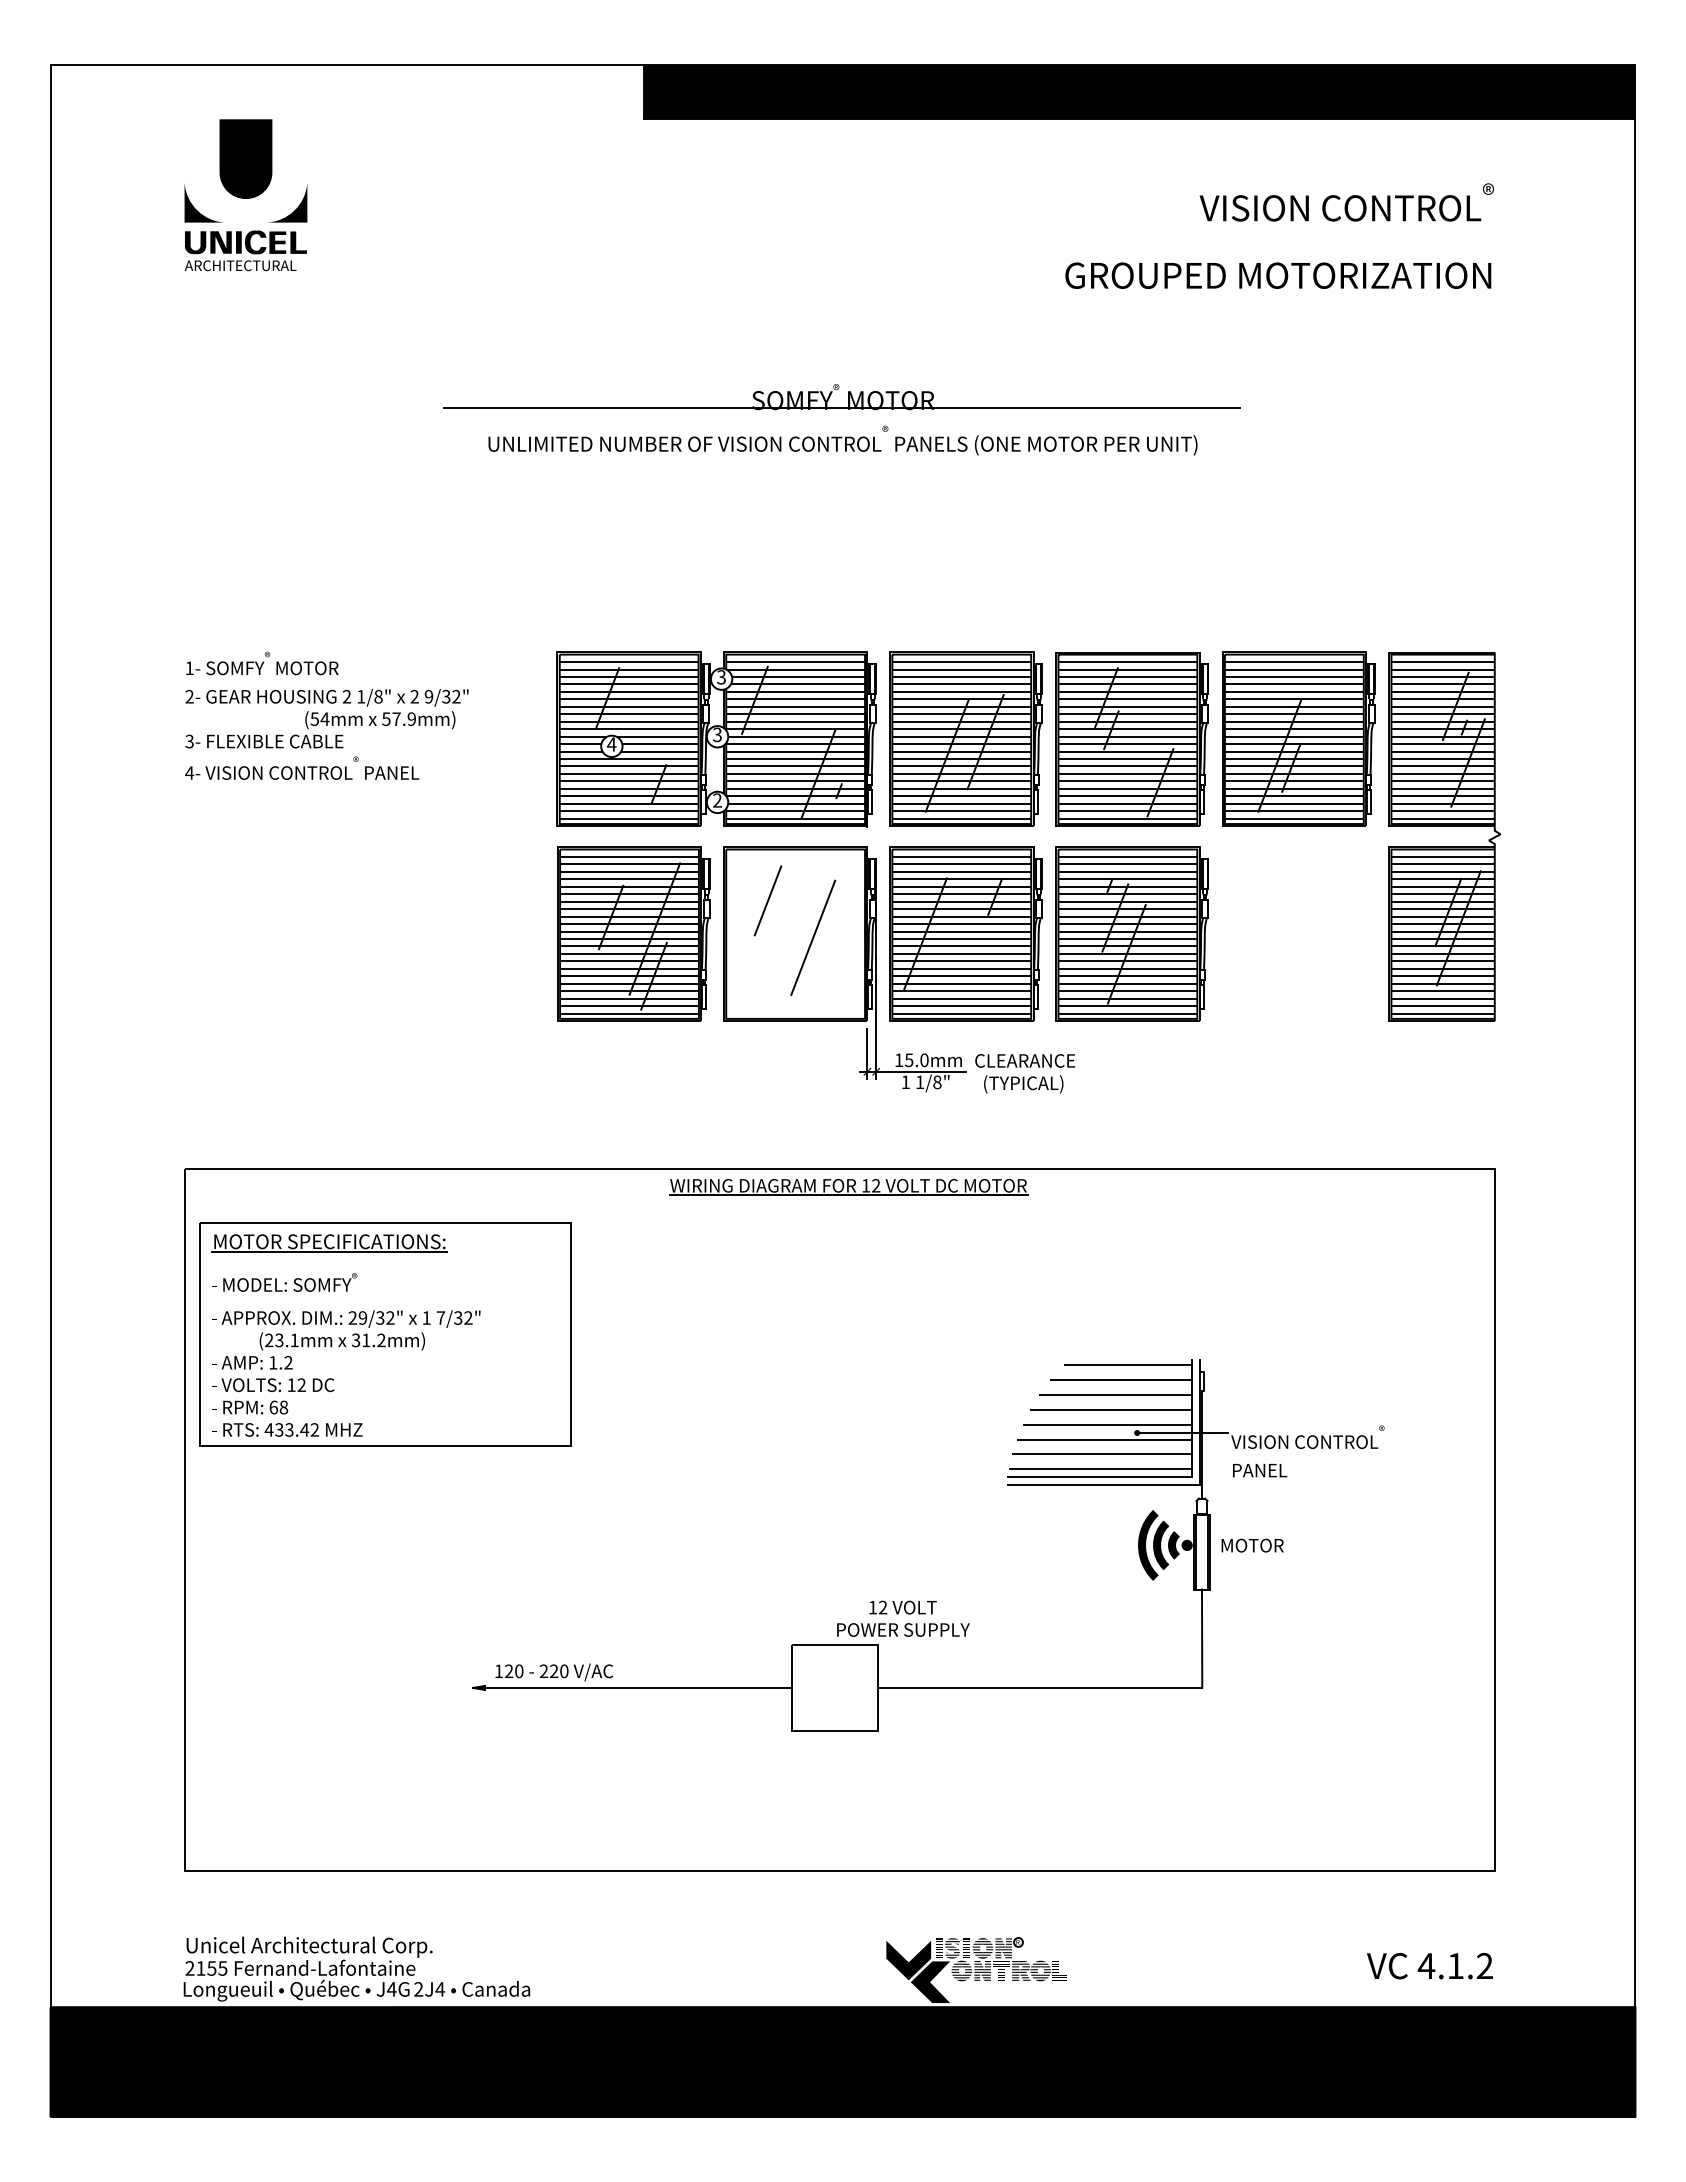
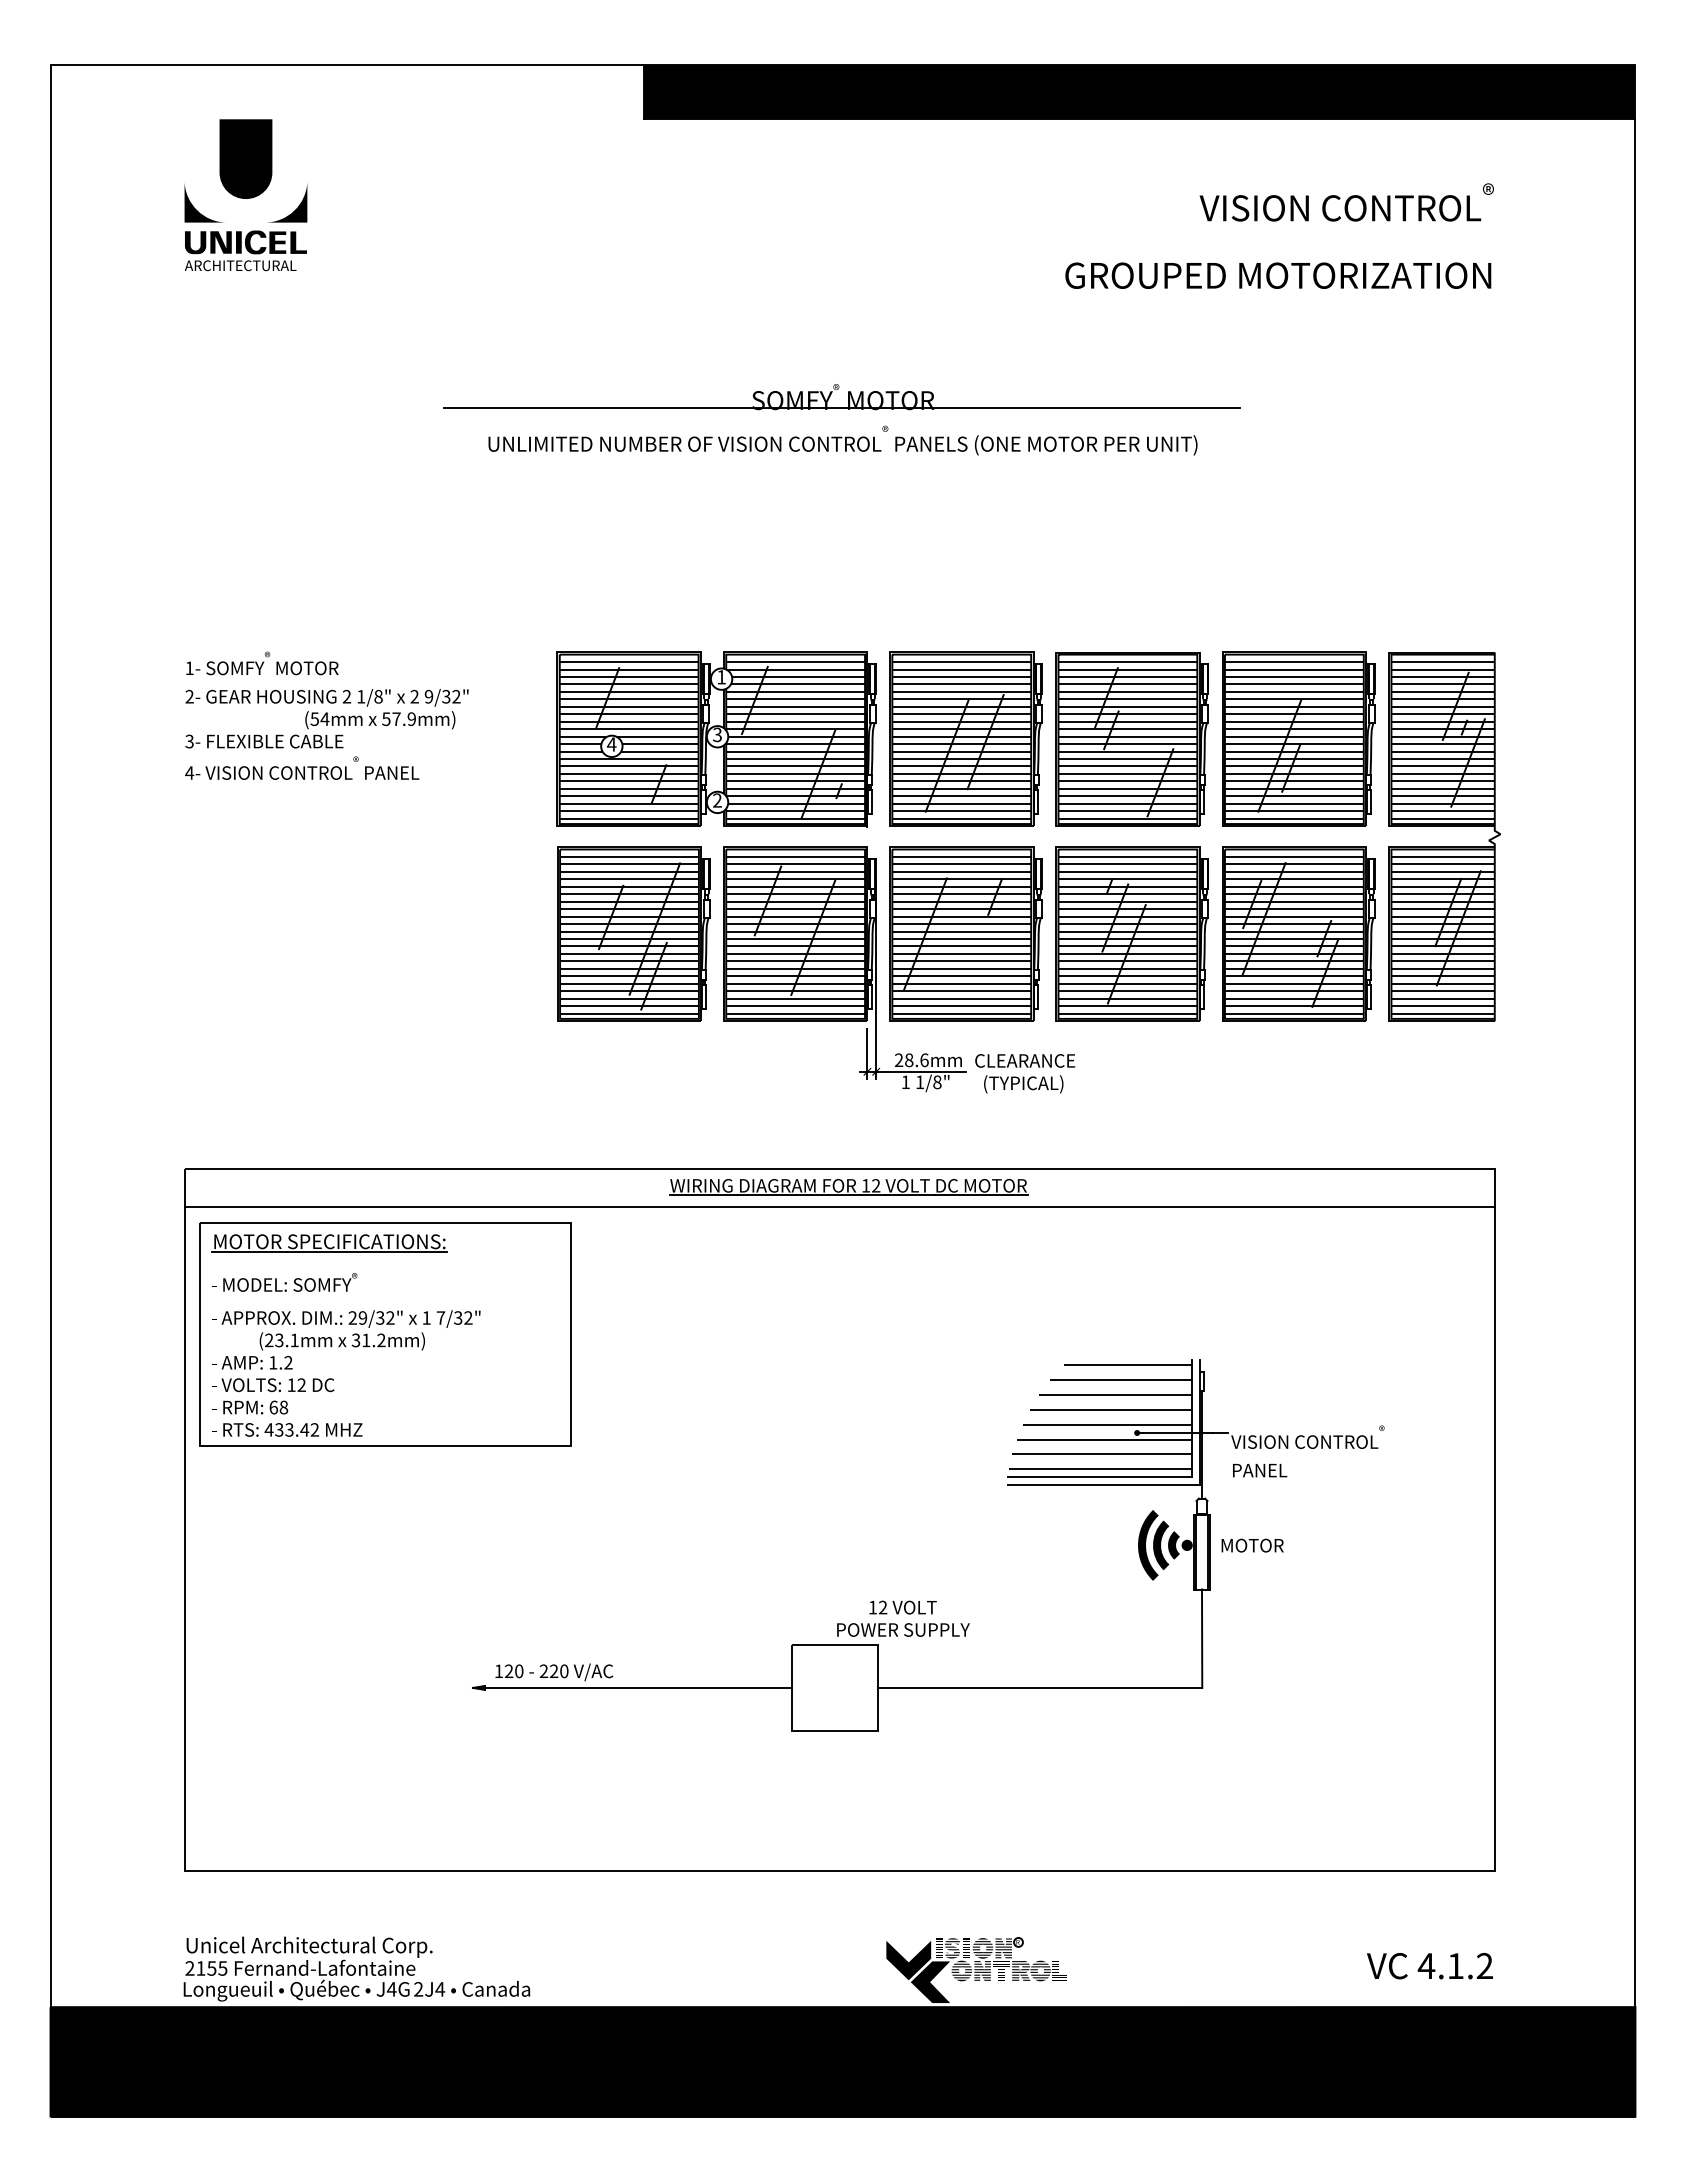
text: 3 -> 1 (721, 677)
part: none -> present (1298, 933)
hatch: none -> present (795, 934)
text: 15.0mm -> 28.6mm (911, 1059)
line: none -> present (839, 1206)
